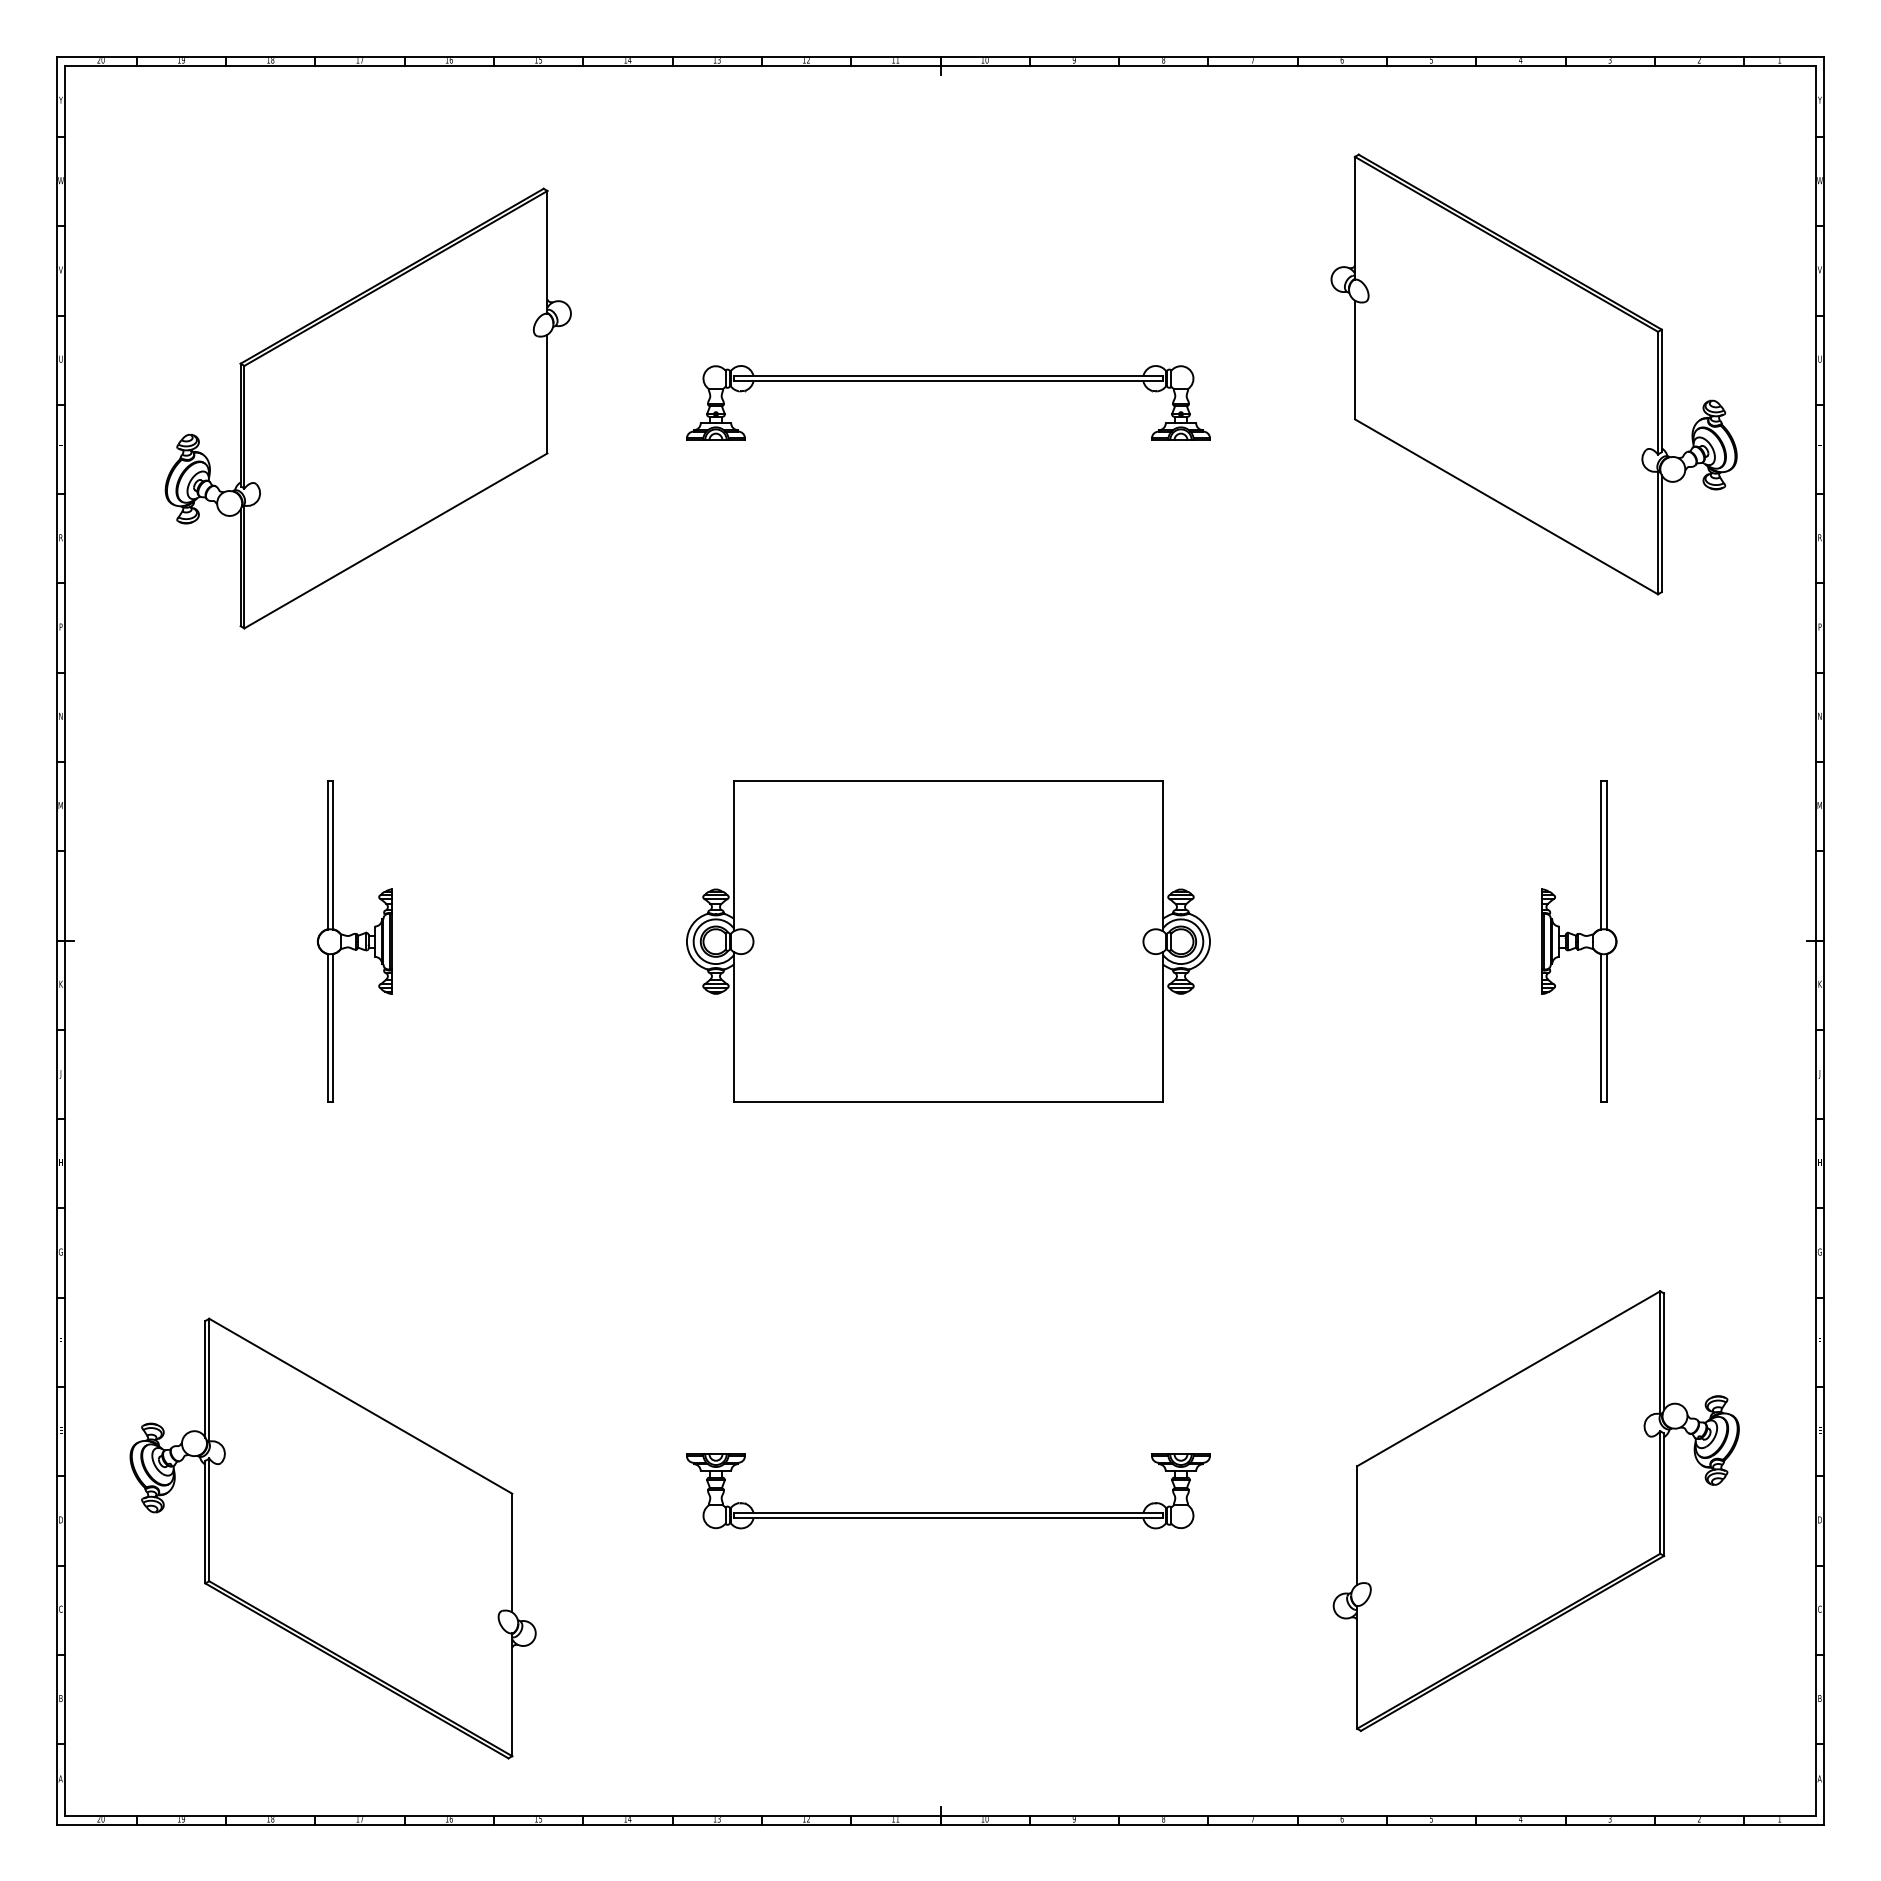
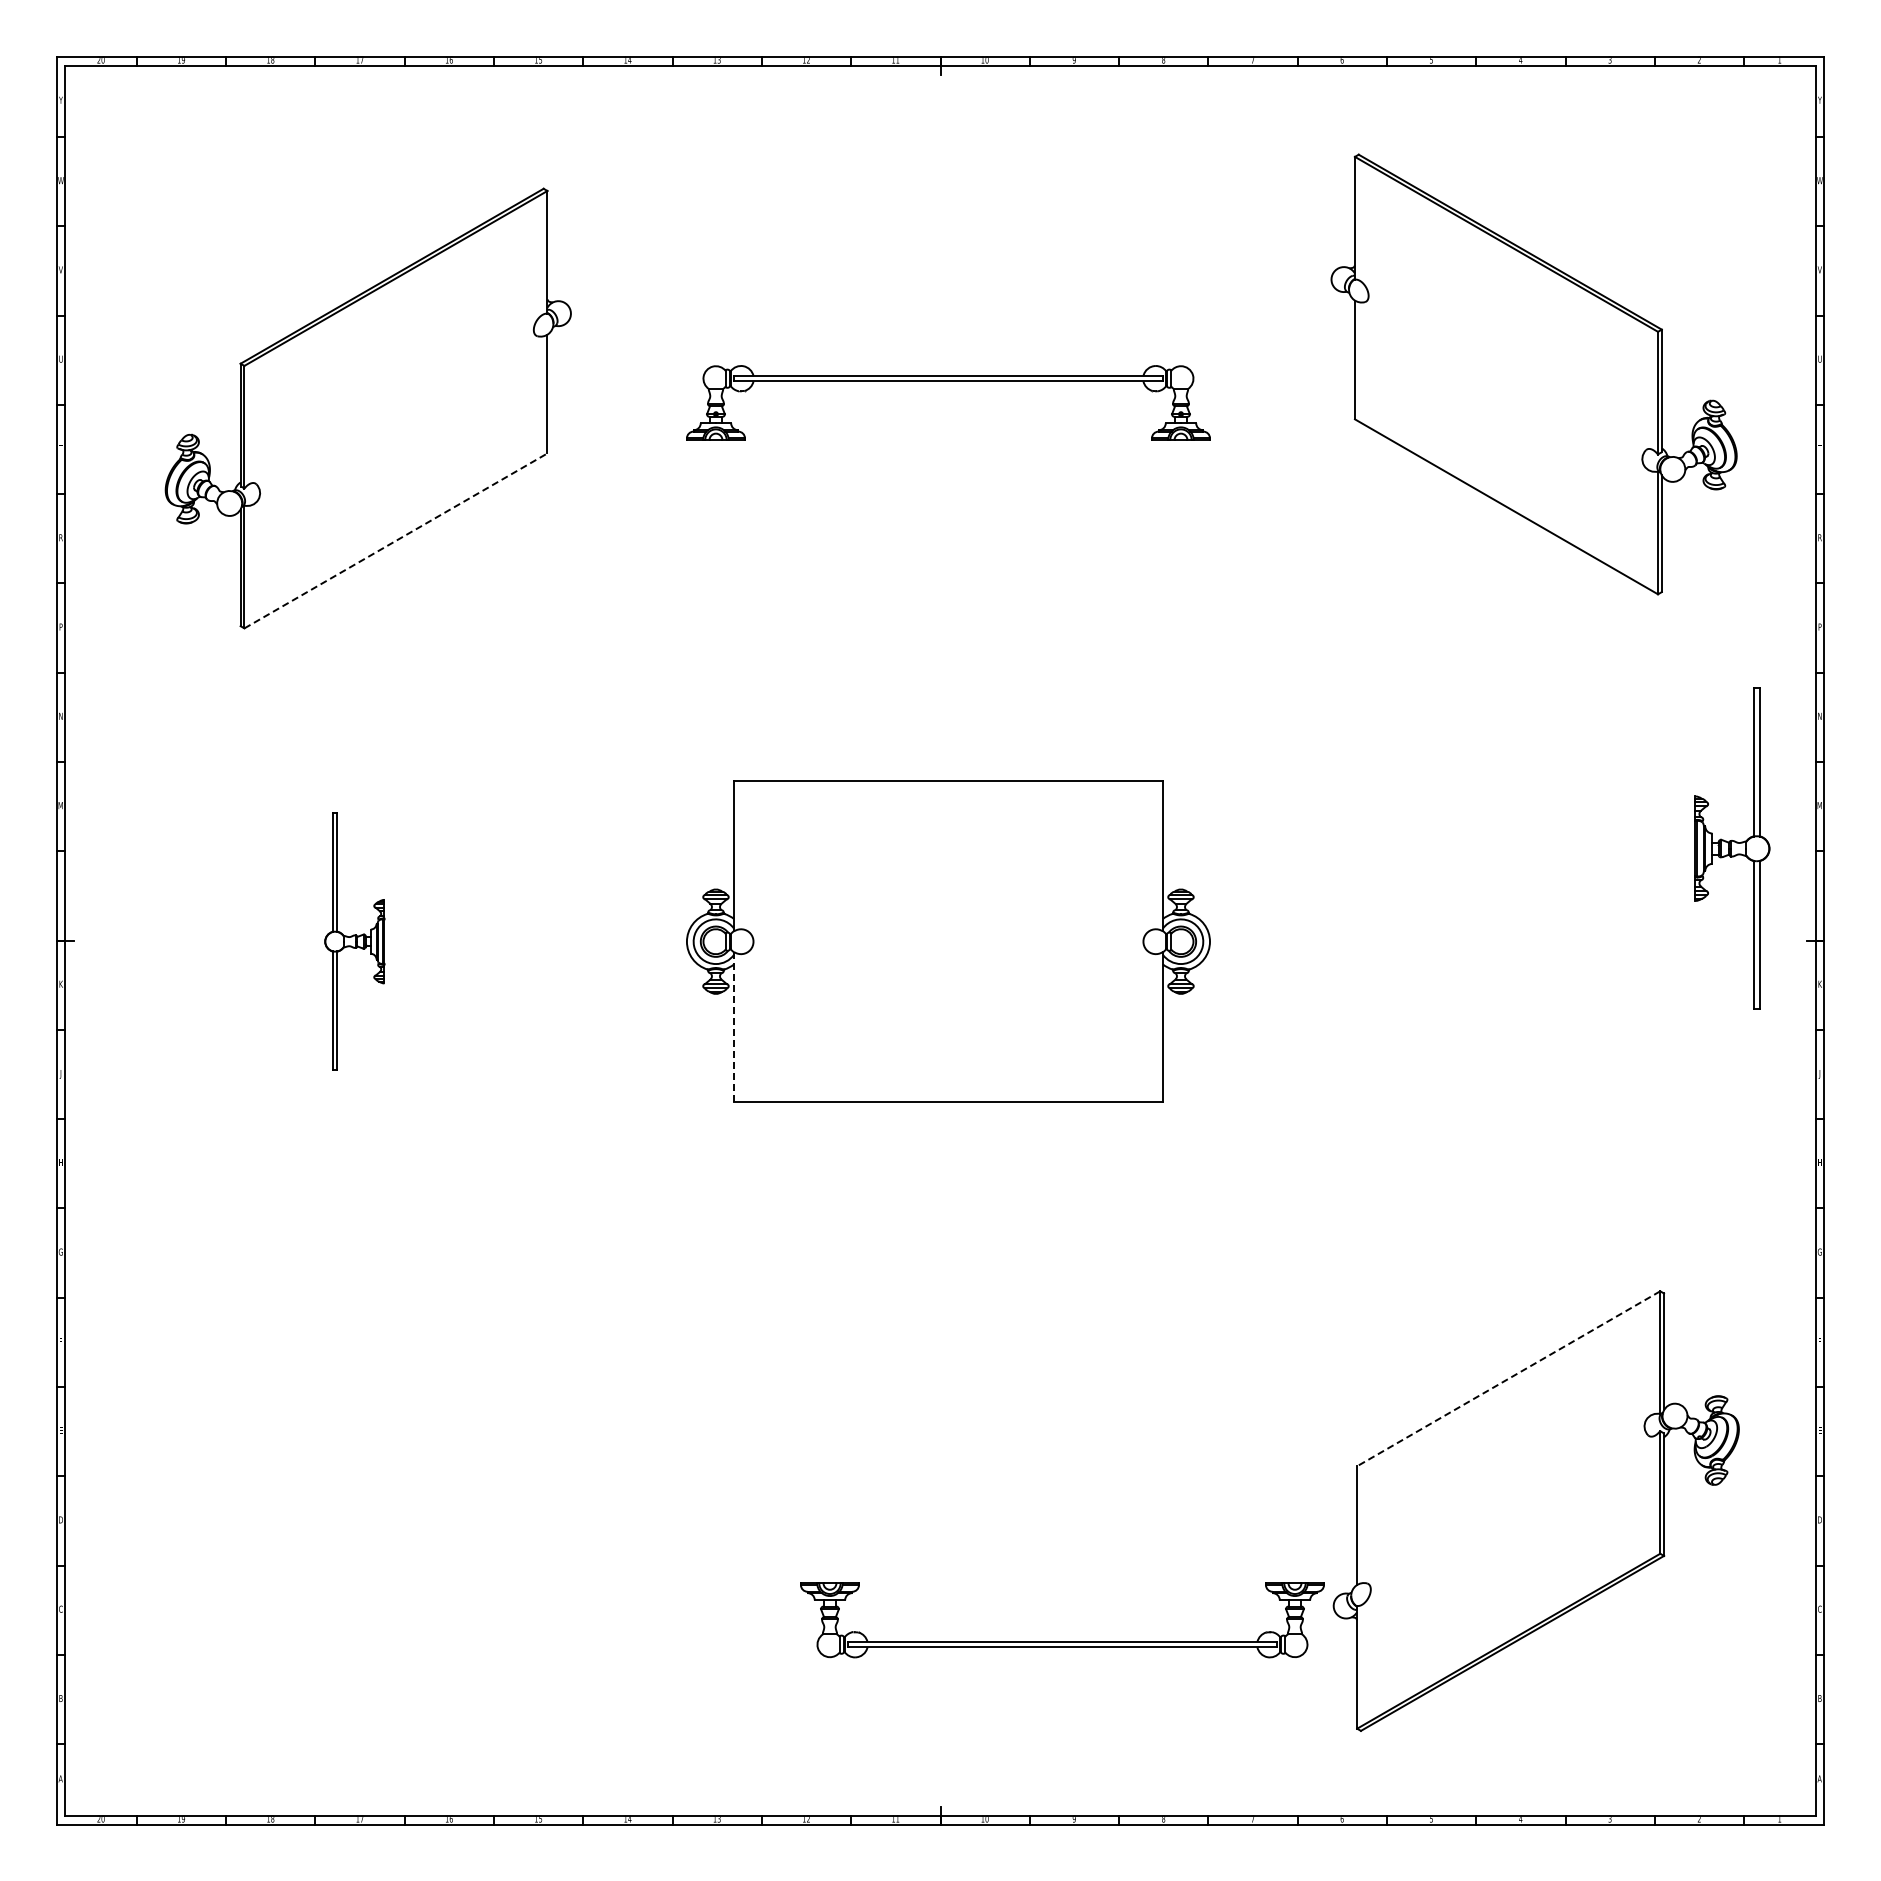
line: solid -> dashed (395, 540)
part size: 77x323 px -> 62x259 px (354, 941)
part position: (1579, 941) -> (1732, 848) (1732, 848)
line: solid -> dashed (734, 1027)
line: solid -> dashed (1508, 1378)
part position: (948, 1512) -> (1062, 1641) (1062, 1641)
part: present -> none (332, 1538)
